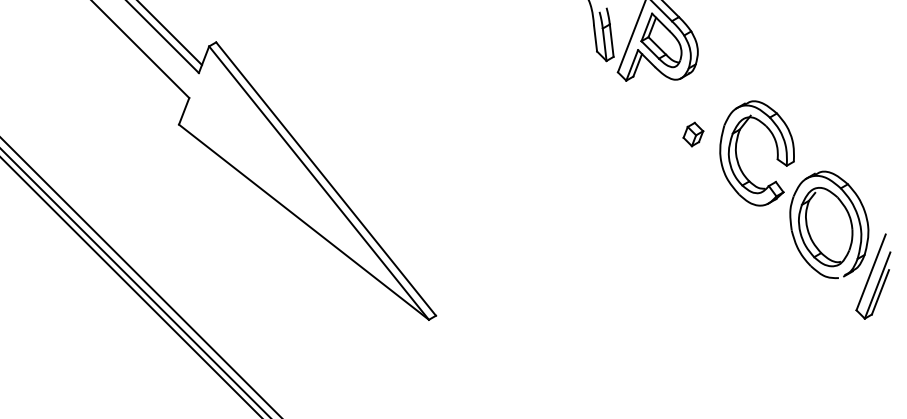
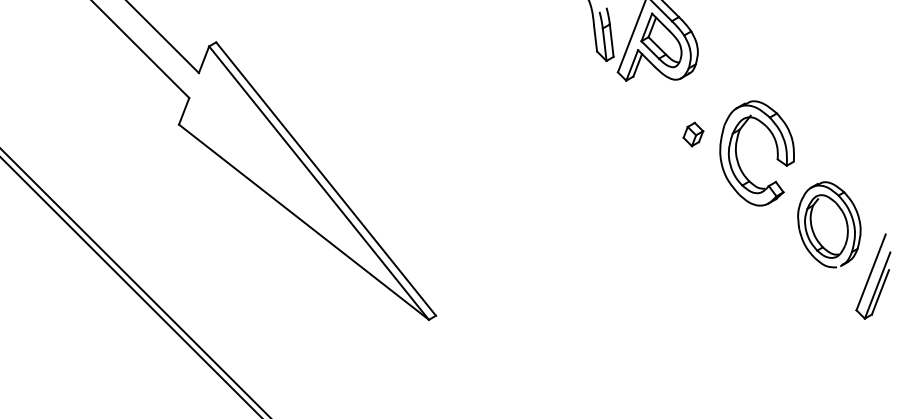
line: present -> none (170, 33)
part size: 81x109 px -> 65x88 px (829, 224)
line: present -> none (140, 277)
